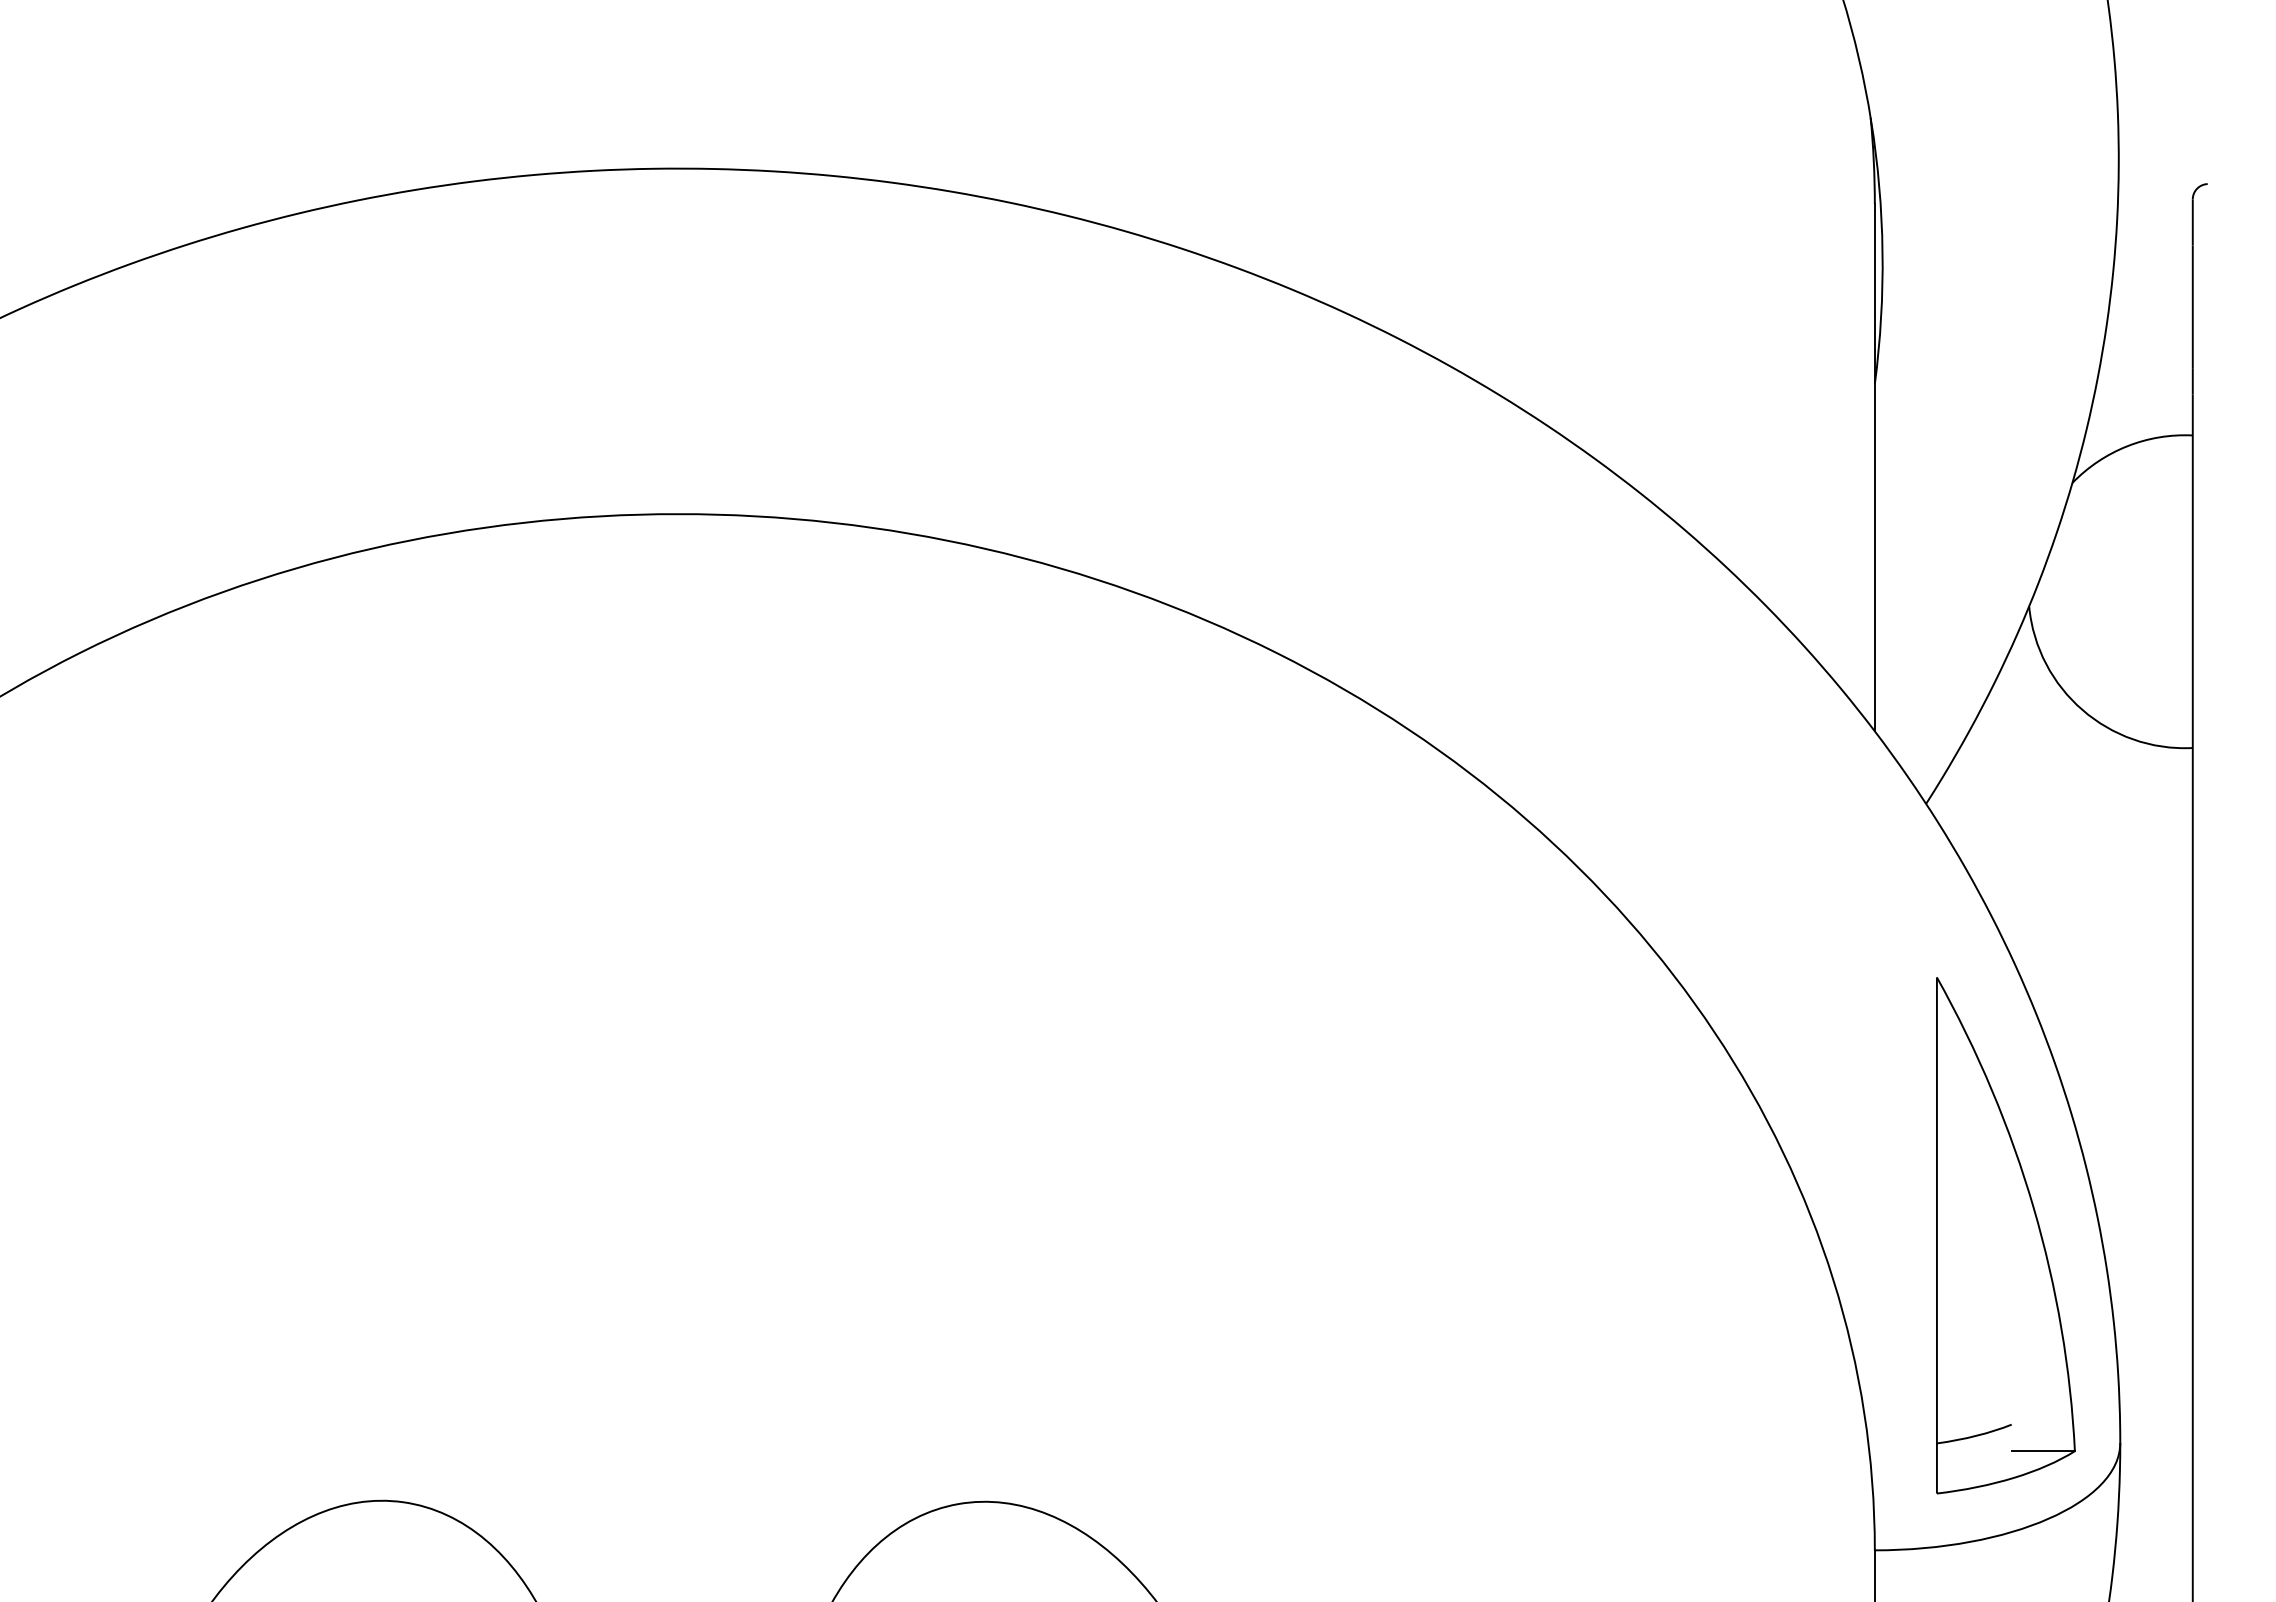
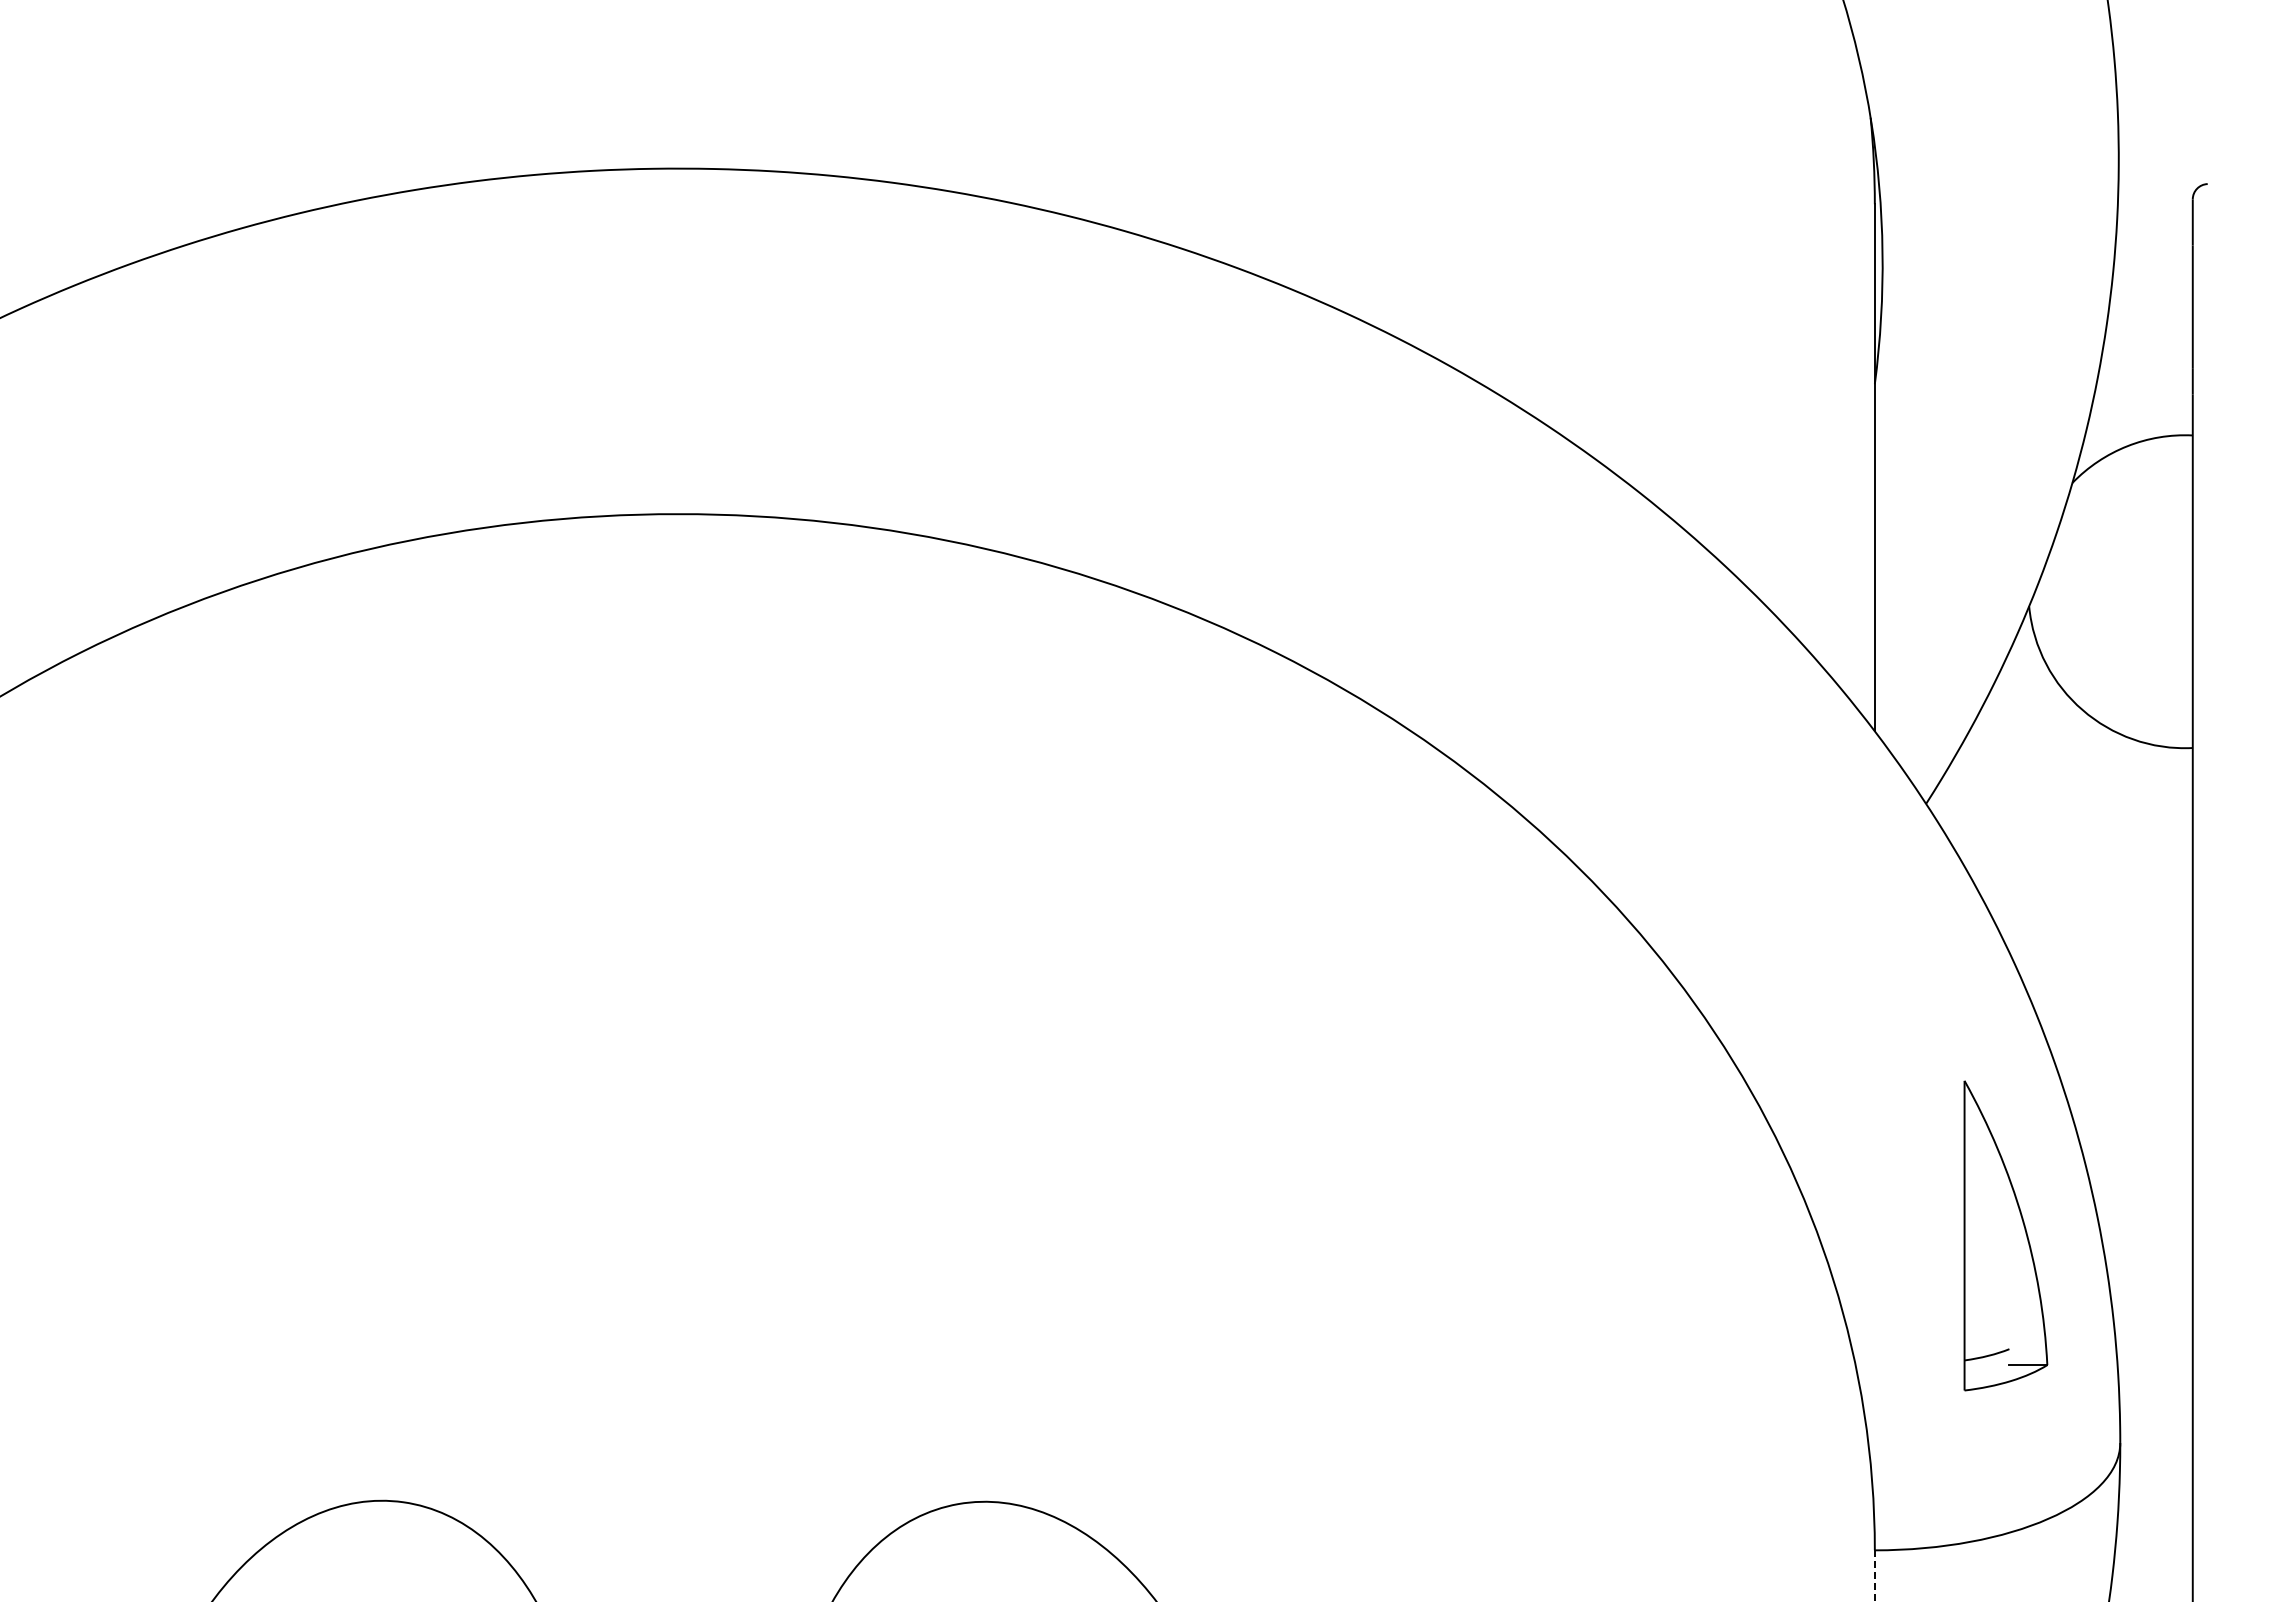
part size: 140x518 px -> 86x312 px (2005, 1235)
line: solid -> dashed (1874, 1576)
